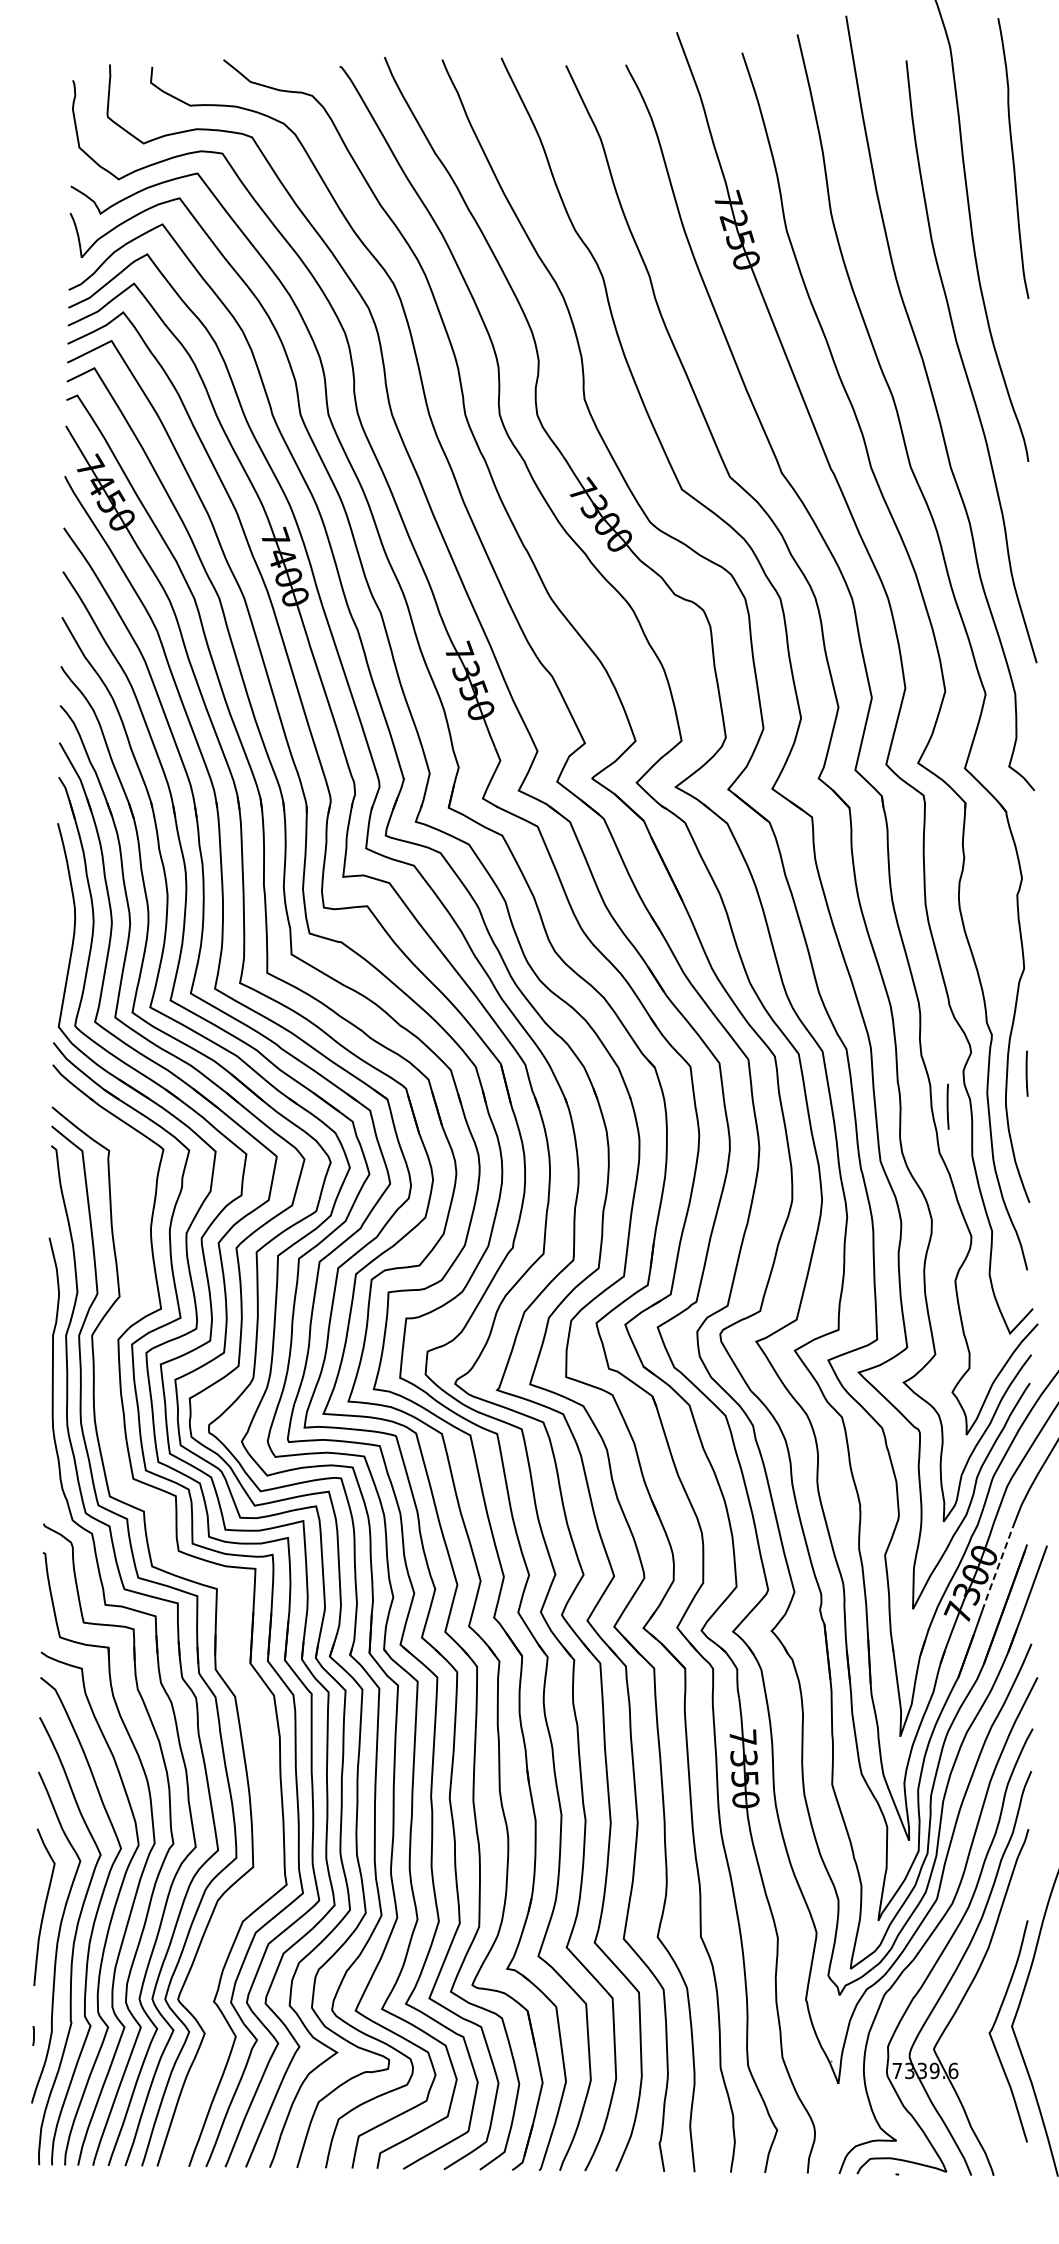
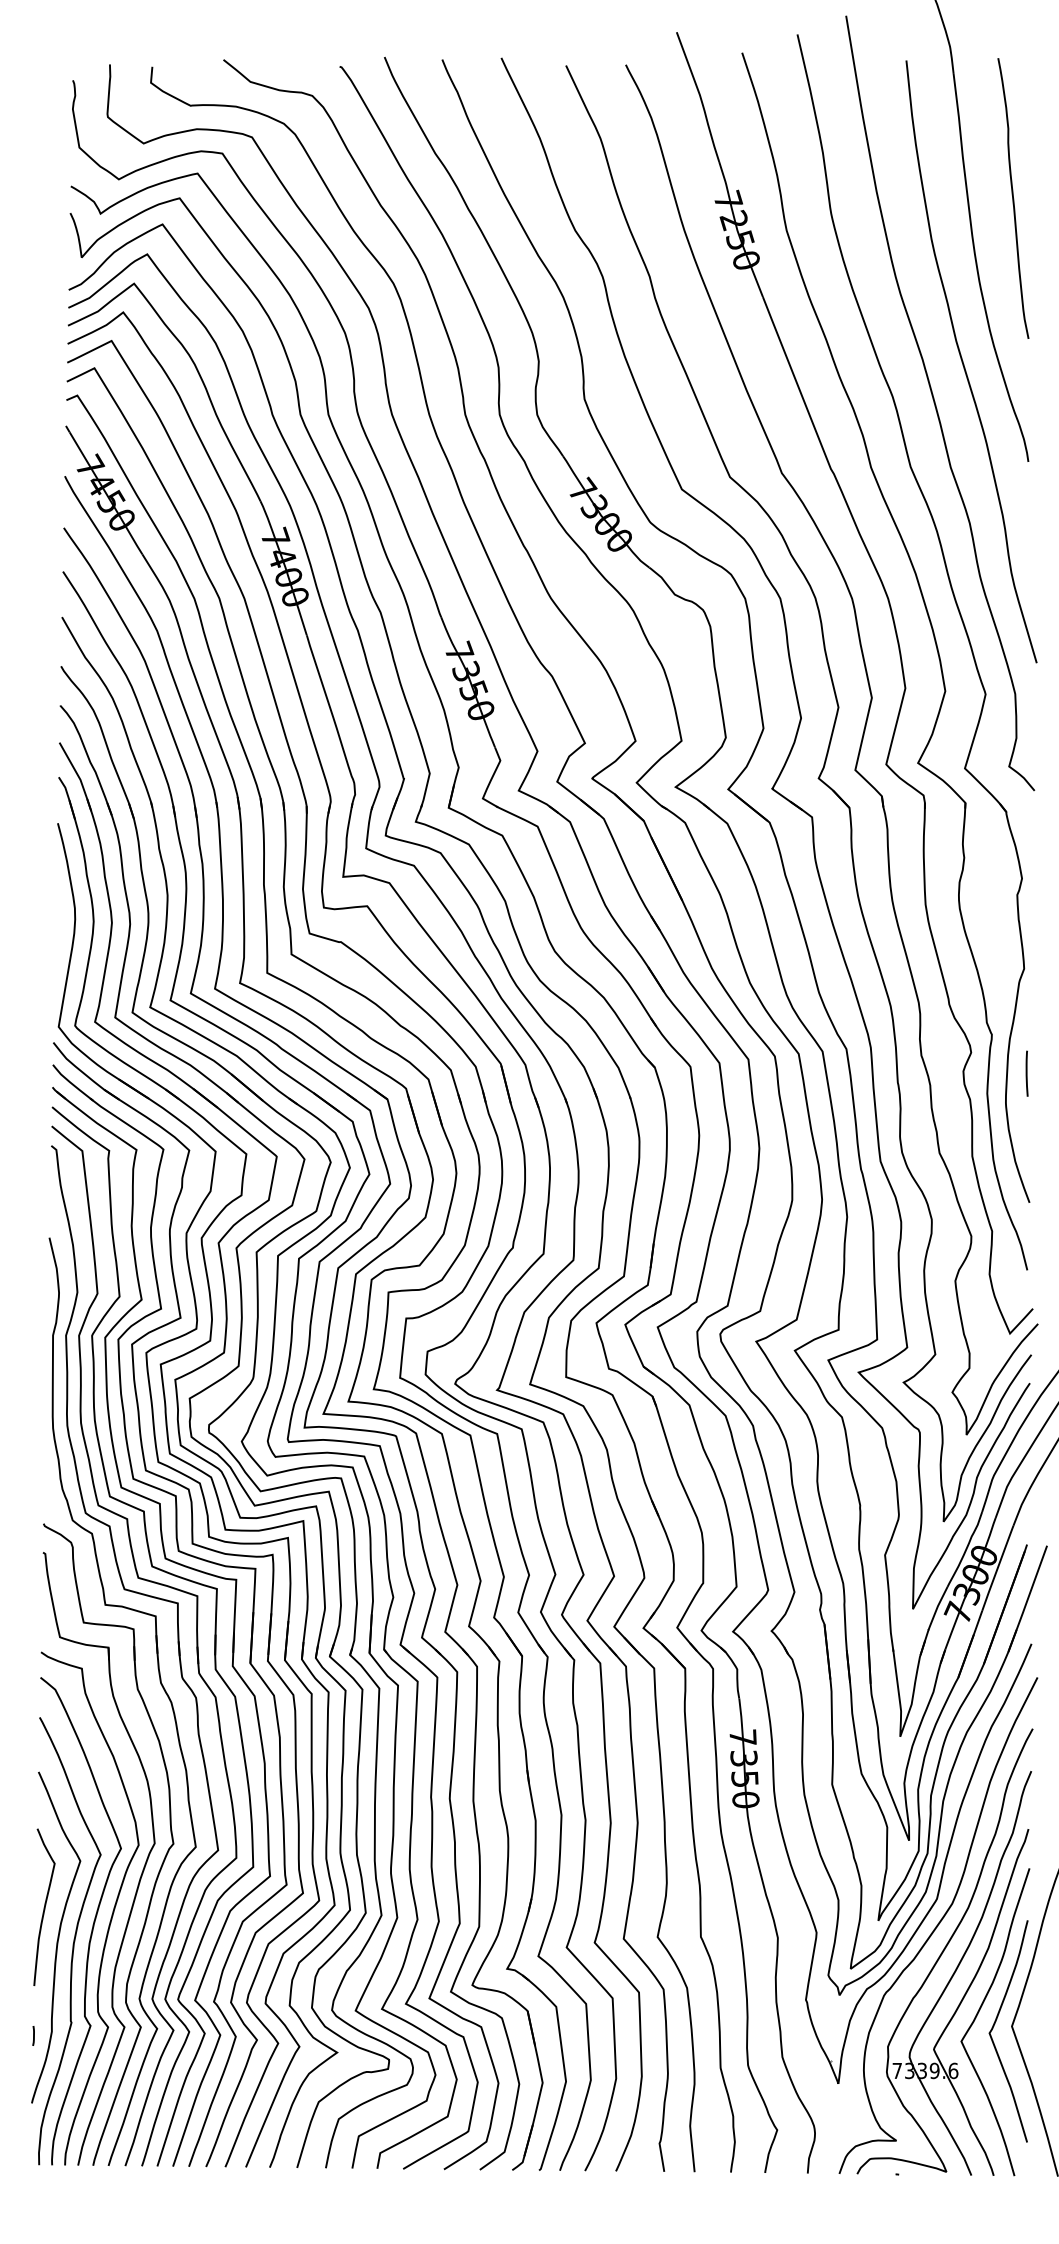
curve position: (1013, 158) -> (1013, 198) (1013, 198)
line: present -> none (947, 1106)
part: none -> present (182, 1566)
line: dashed -> solid (997, 1568)
curve: none -> present (978, 2014)
